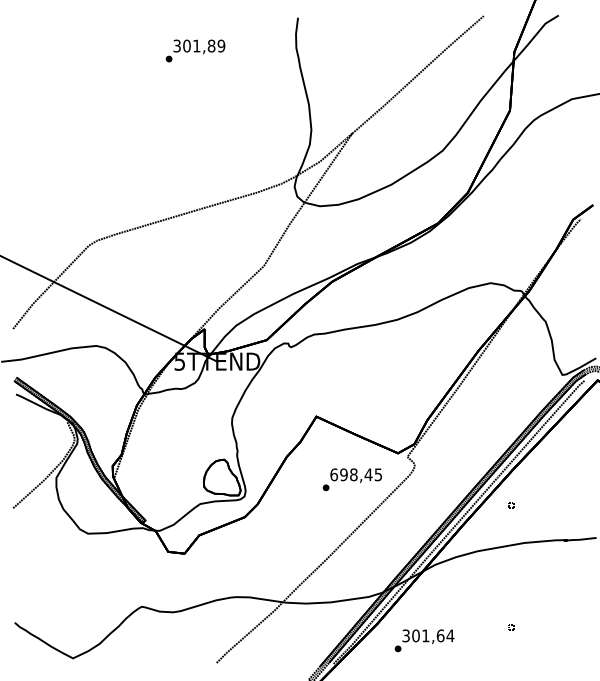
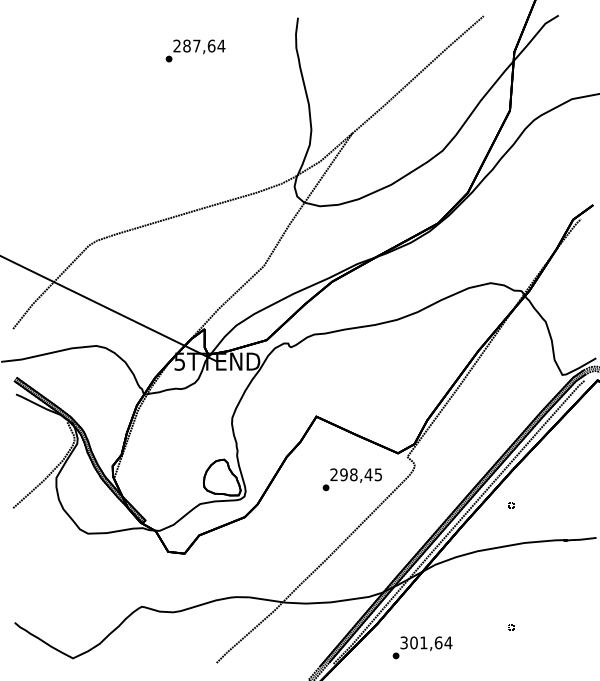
text: 301,89 -> 287,64 (199, 45)
text: 698,45 -> 298,45 (334, 474)
text position: (424, 640) -> (422, 647) (422, 647)
